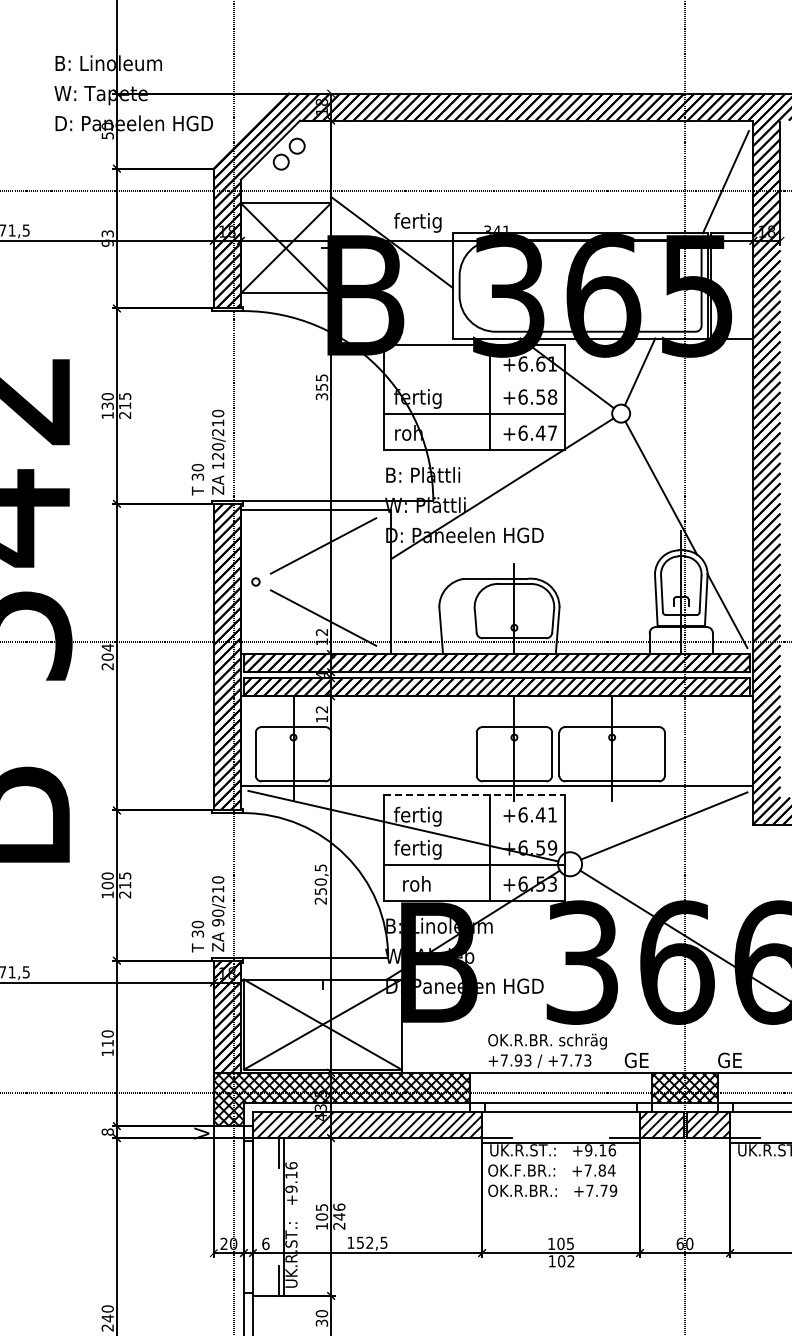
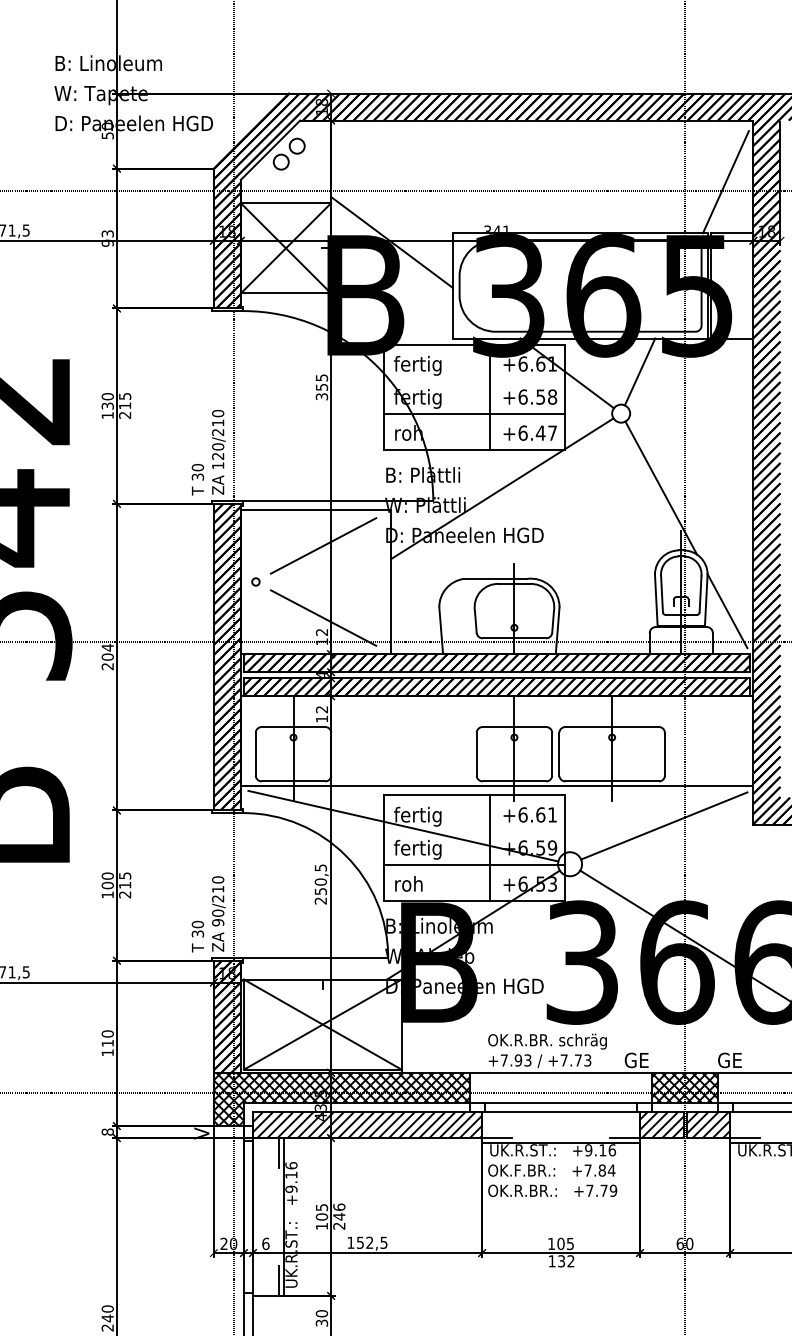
text position: (417, 222) -> (417, 365) (417, 365)
line: dashed -> solid (475, 795)
text: +6.41 -> +6.61 (540, 814)
text position: (416, 883) -> (408, 883) (408, 883)
text: 102 -> 132 (561, 1261)
